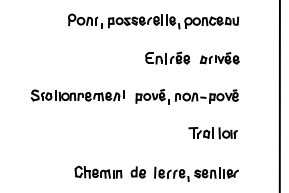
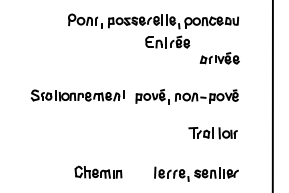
part position: (167, 57) -> (167, 41) (167, 41)
line position: (279, 95) -> (272, 95) (272, 95)
part: present -> none (137, 172)
